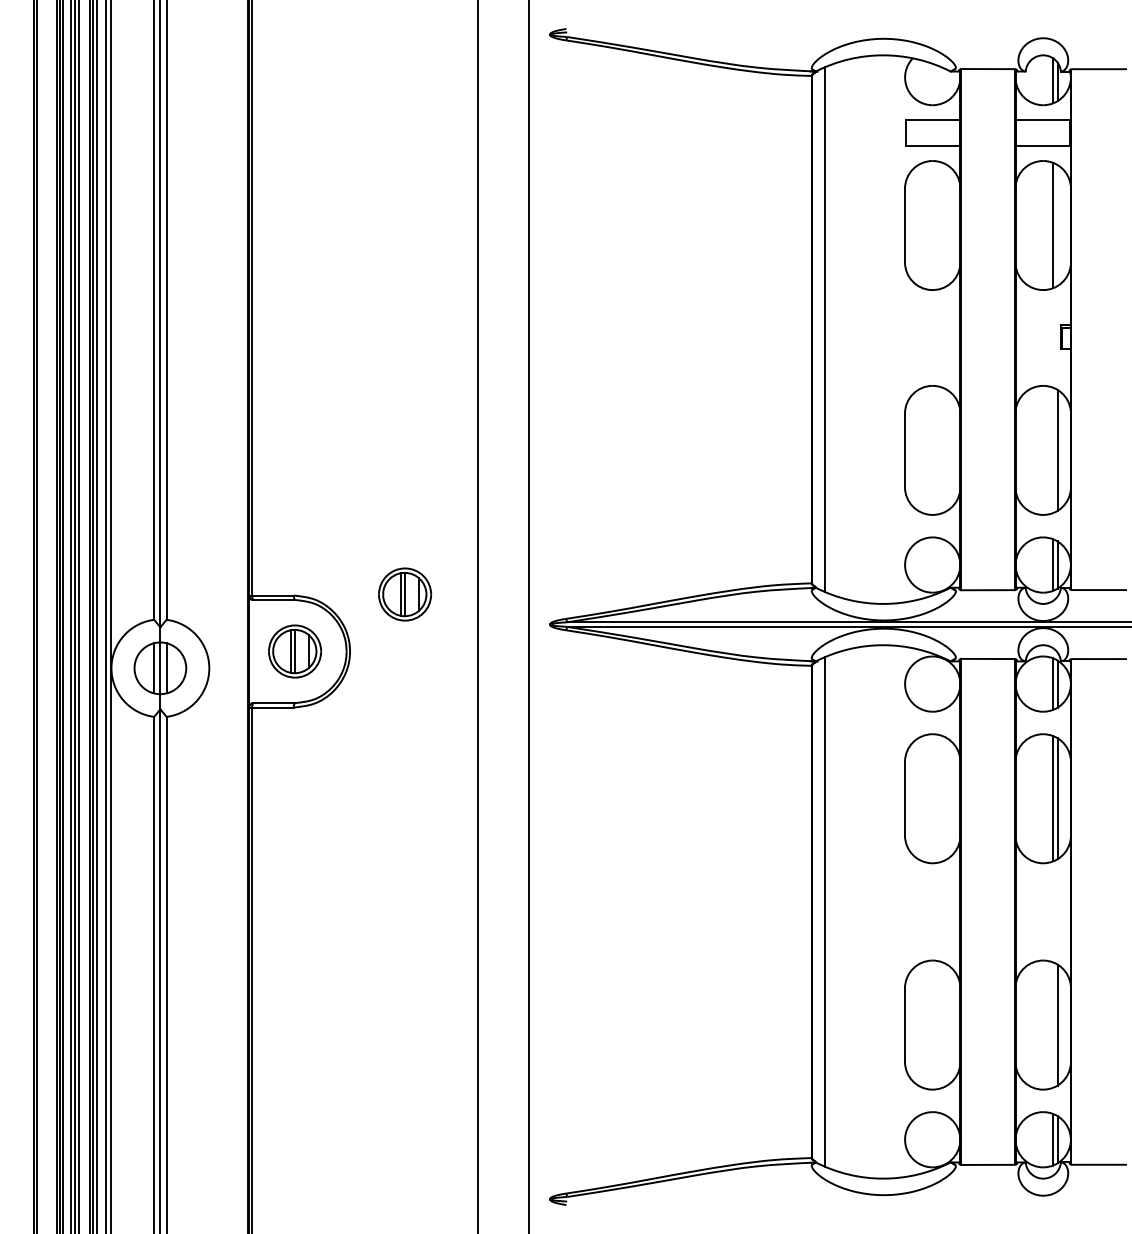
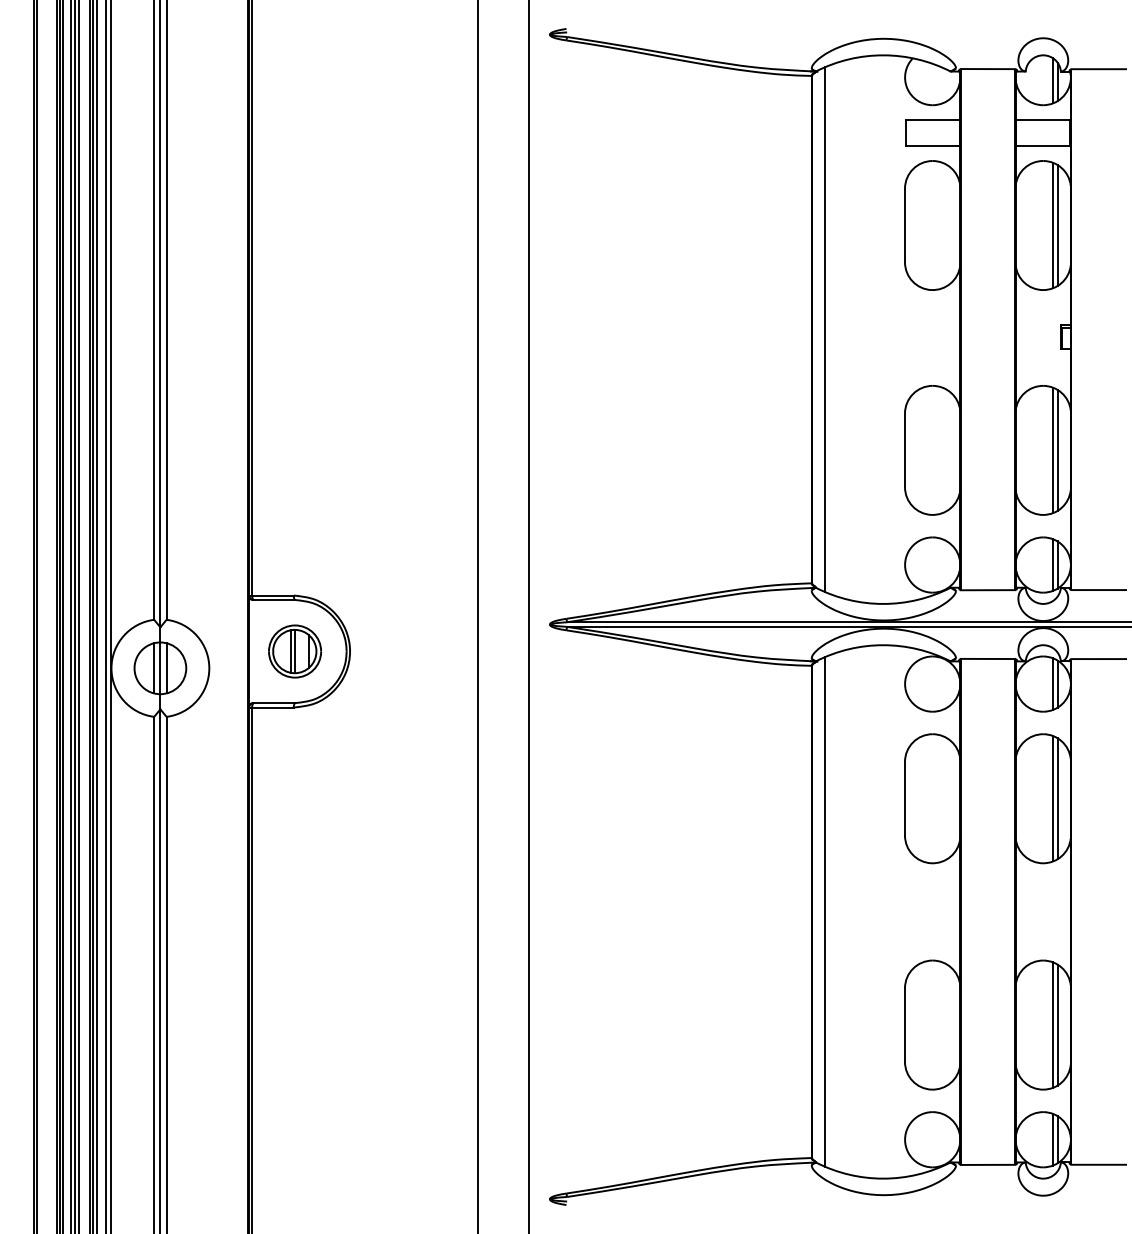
line: none -> present (1057, 225)
line: none -> present (1053, 450)
part: present -> none (405, 594)
line: none -> present (1053, 1024)
